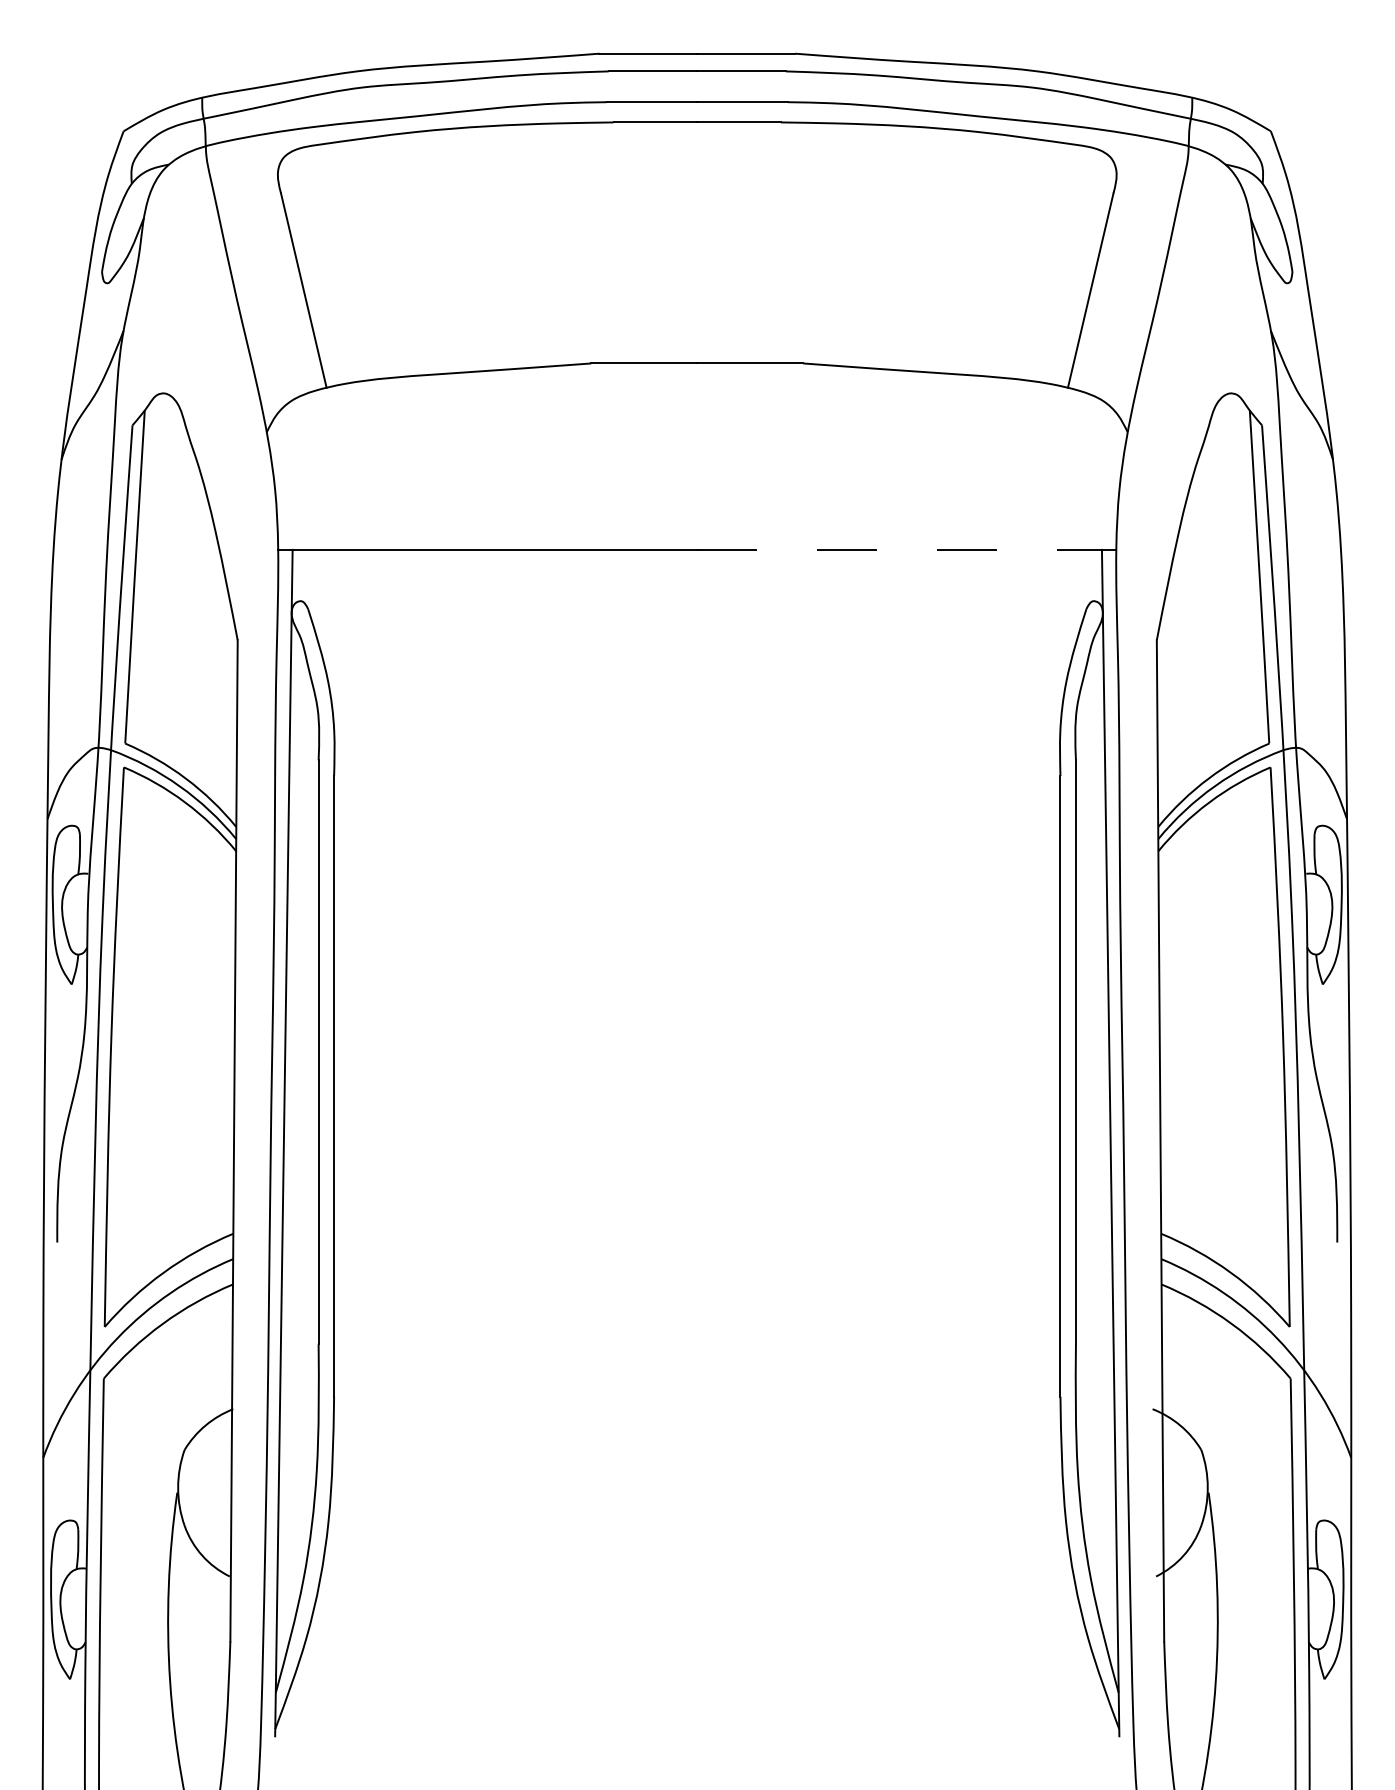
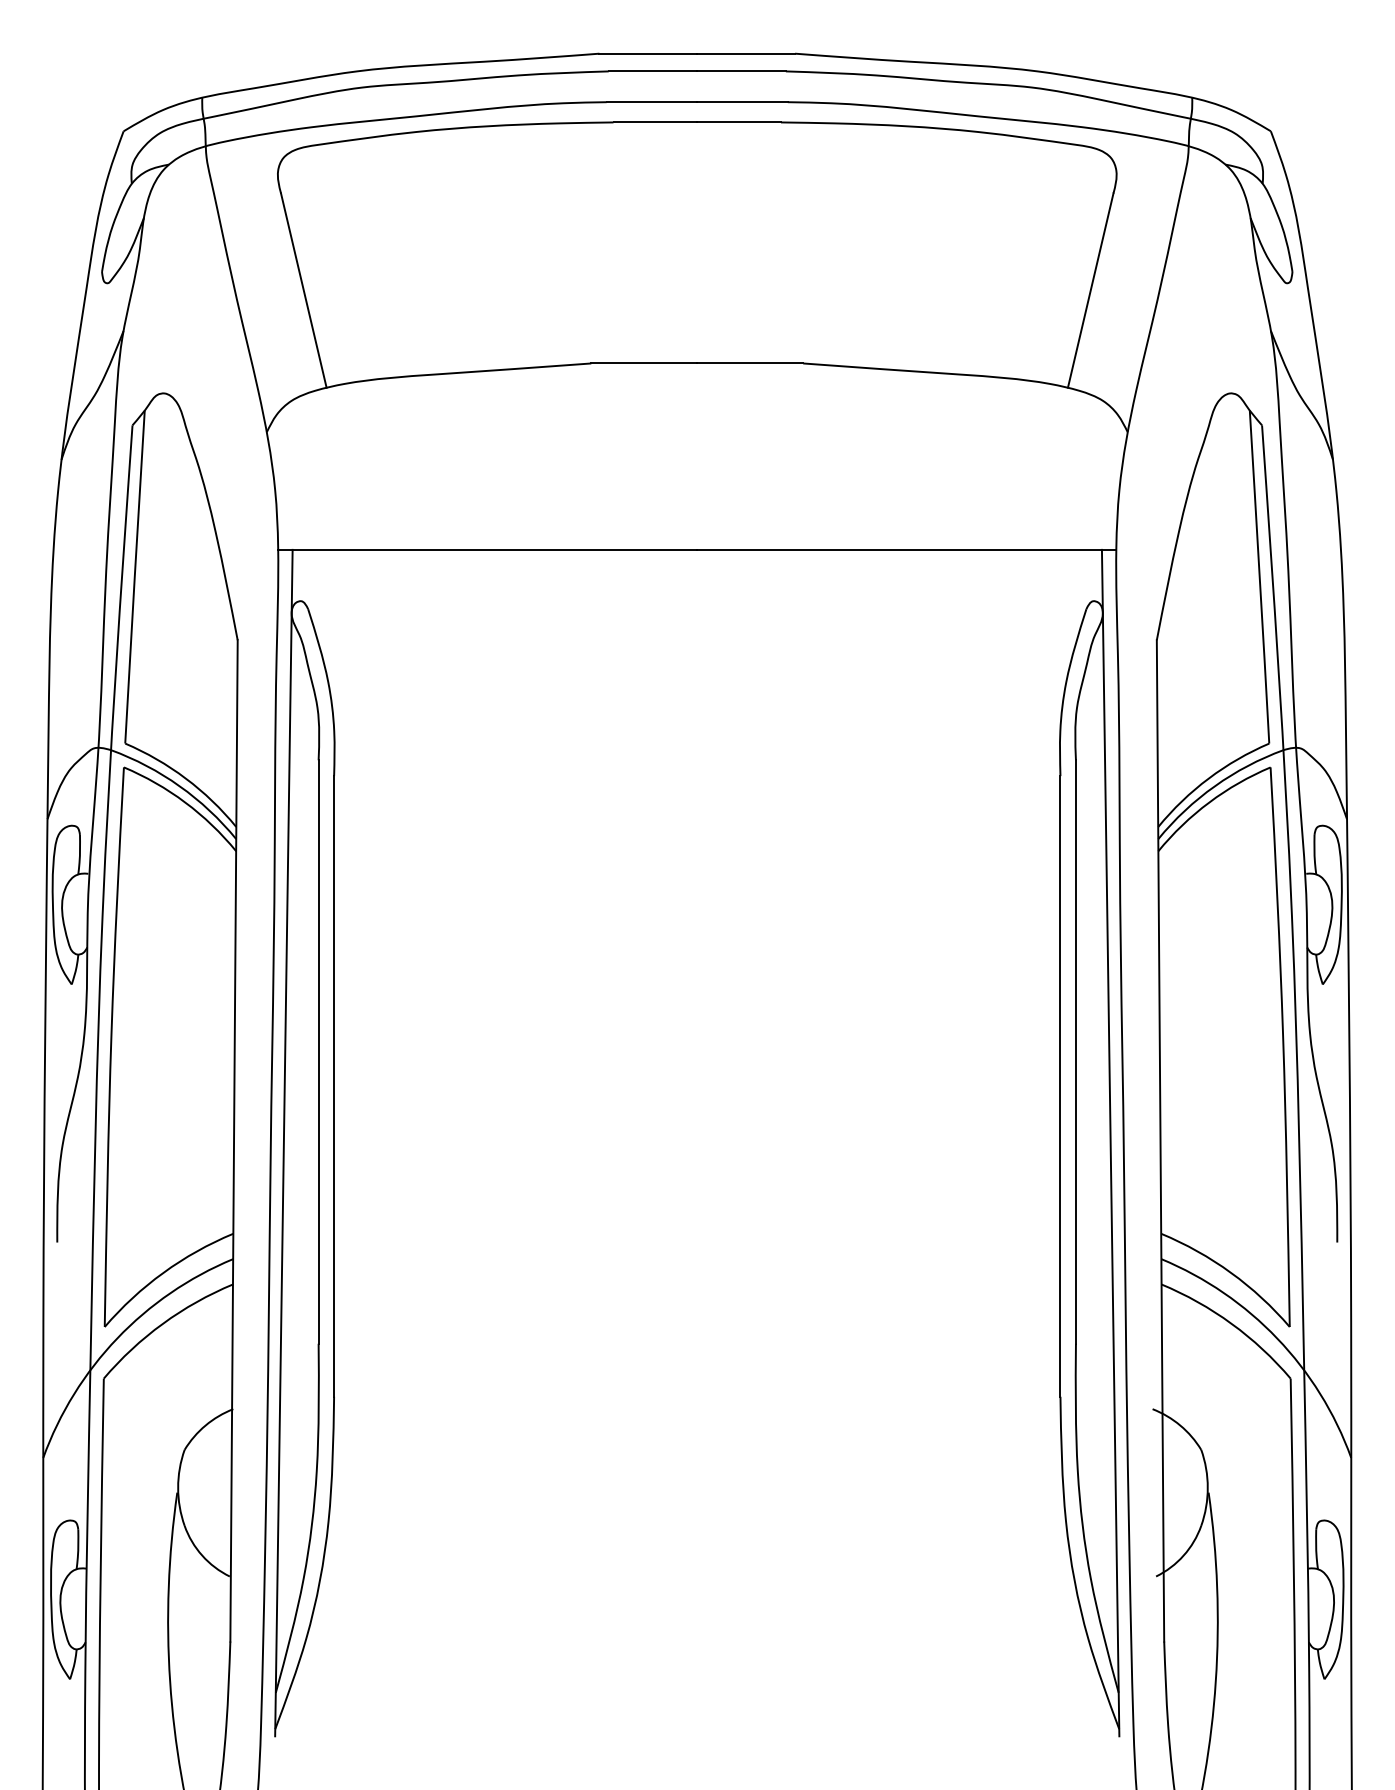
line: dashed -> solid (906, 549)
